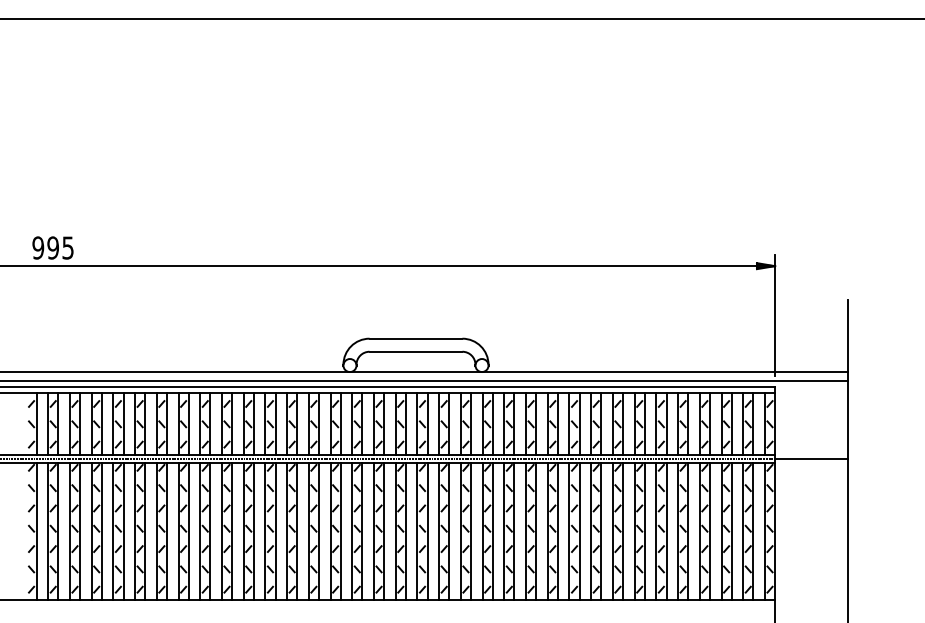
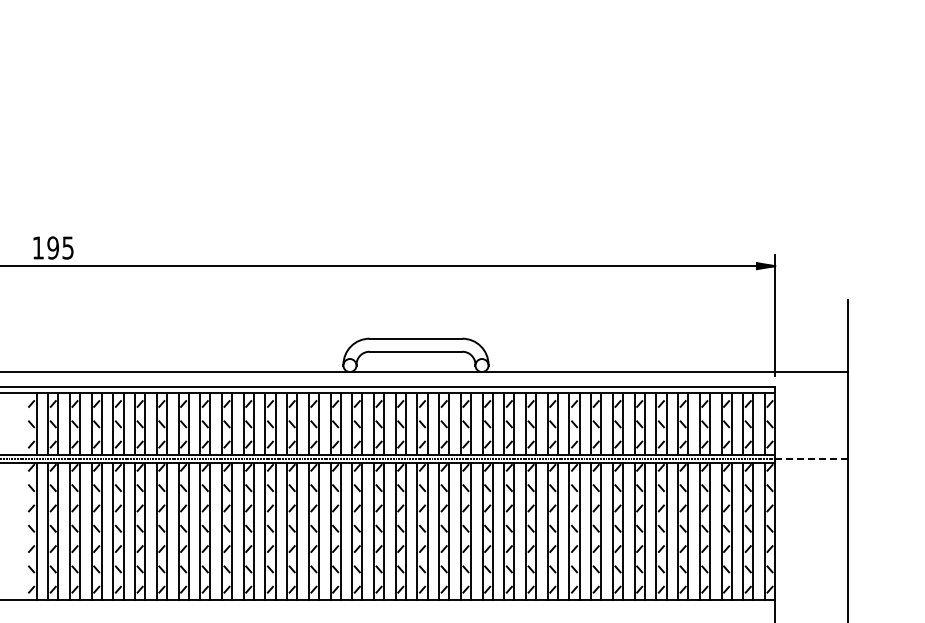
line: present -> none (461, 18)
text: 995 -> 195 (38, 247)
line: present -> none (424, 380)
line: solid -> dashed (811, 459)
